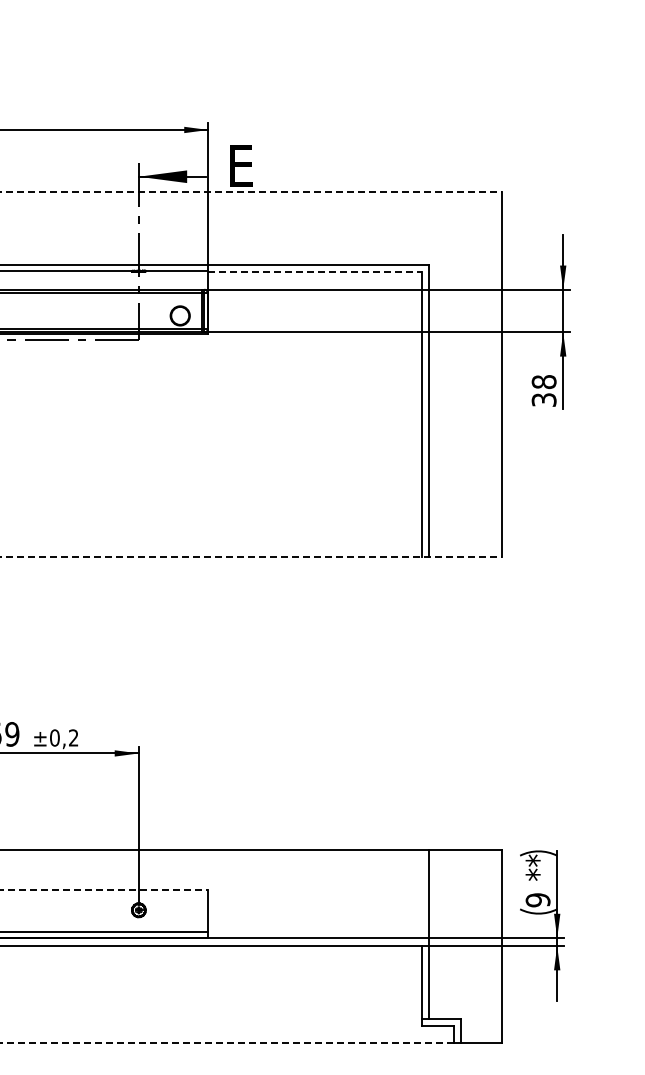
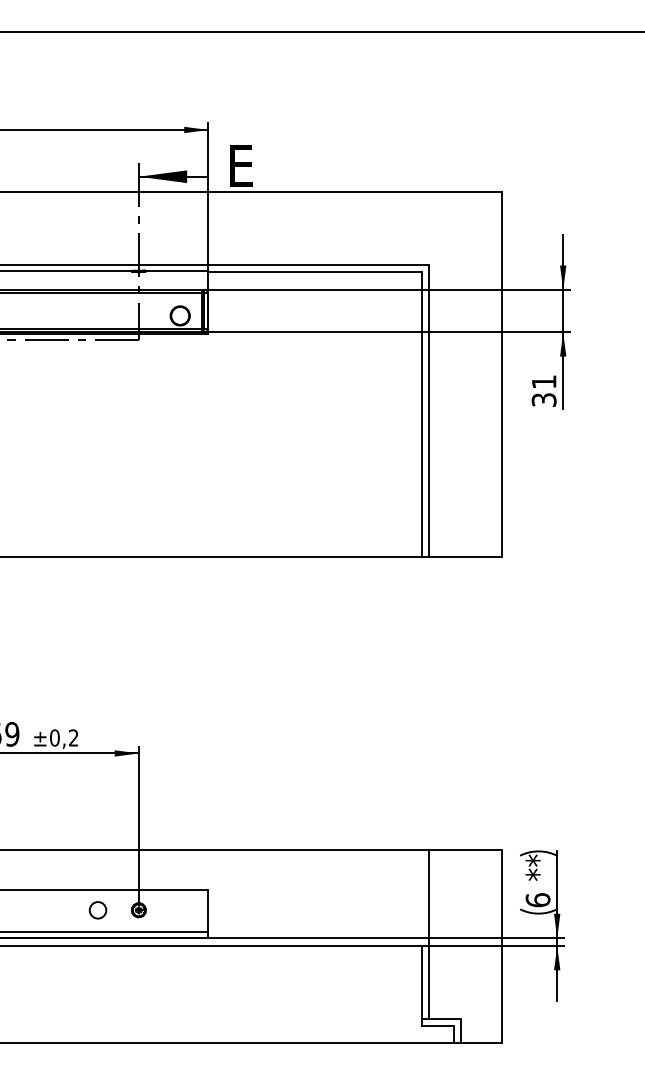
line: none -> present (321, 32)
line: dashed -> solid (251, 192)
line: dashed -> solid (315, 272)
text: 38 -> 31 (543, 382)
line: dashed -> solid (251, 556)
line: dashed -> solid (104, 889)
text: 9 -> 6 (537, 900)
circle: none -> present (97, 910)
line: dashed -> solid (227, 1042)
